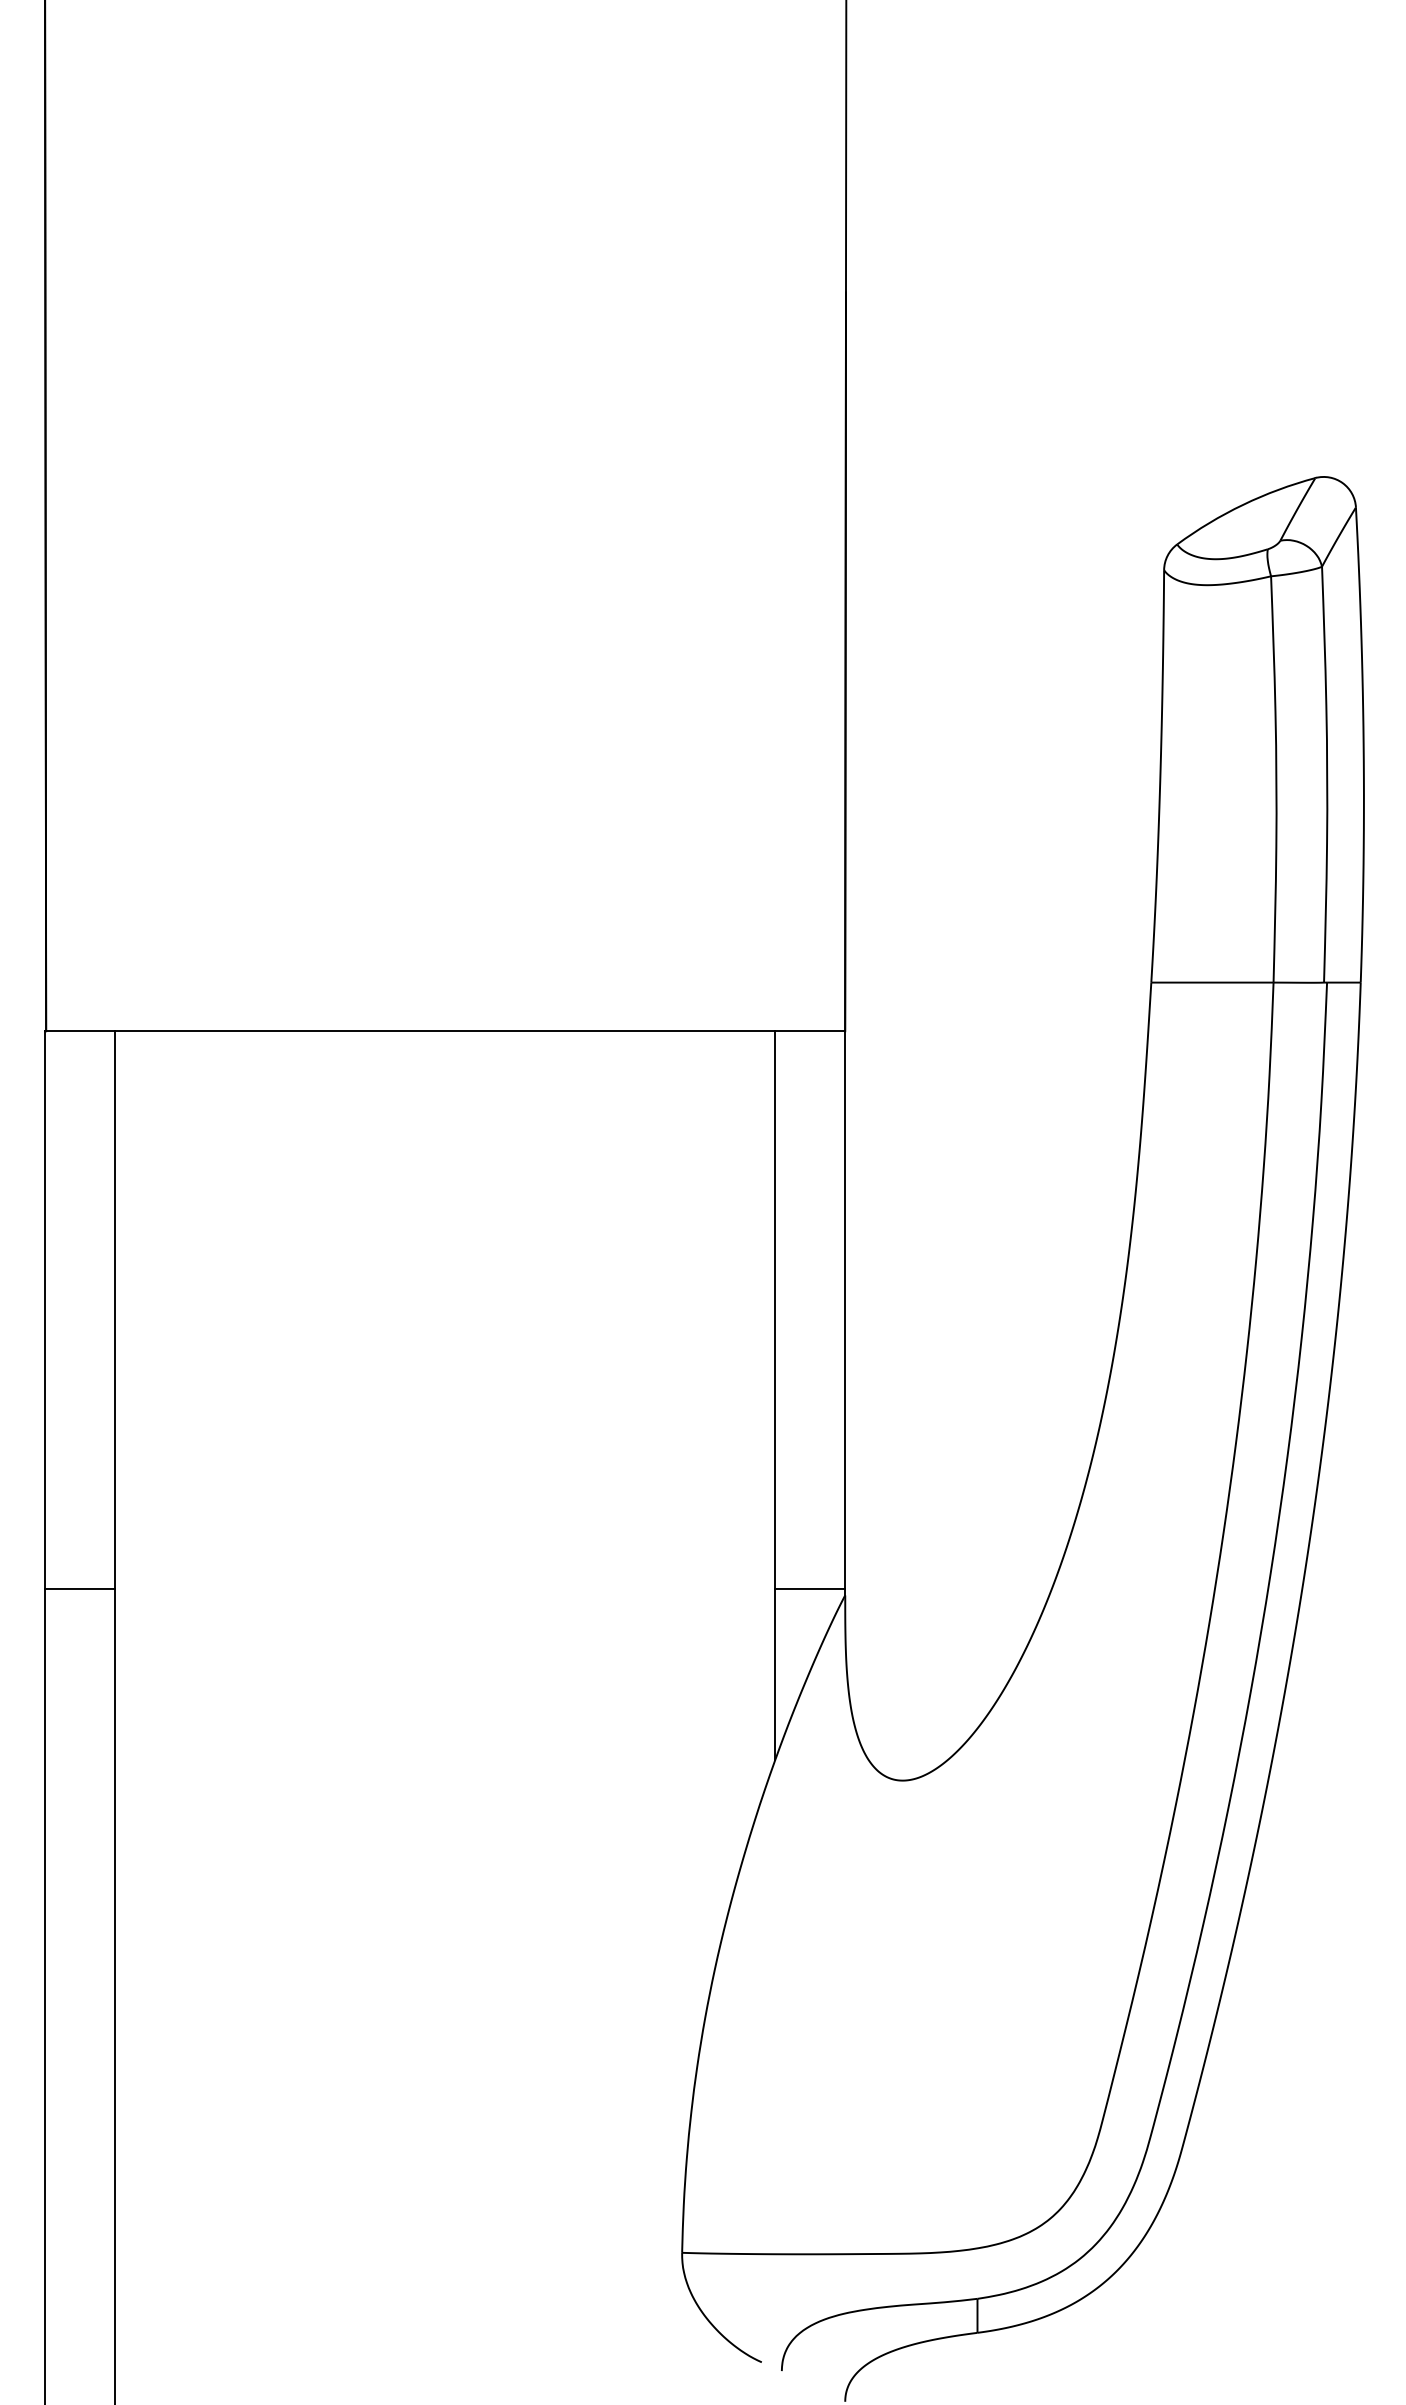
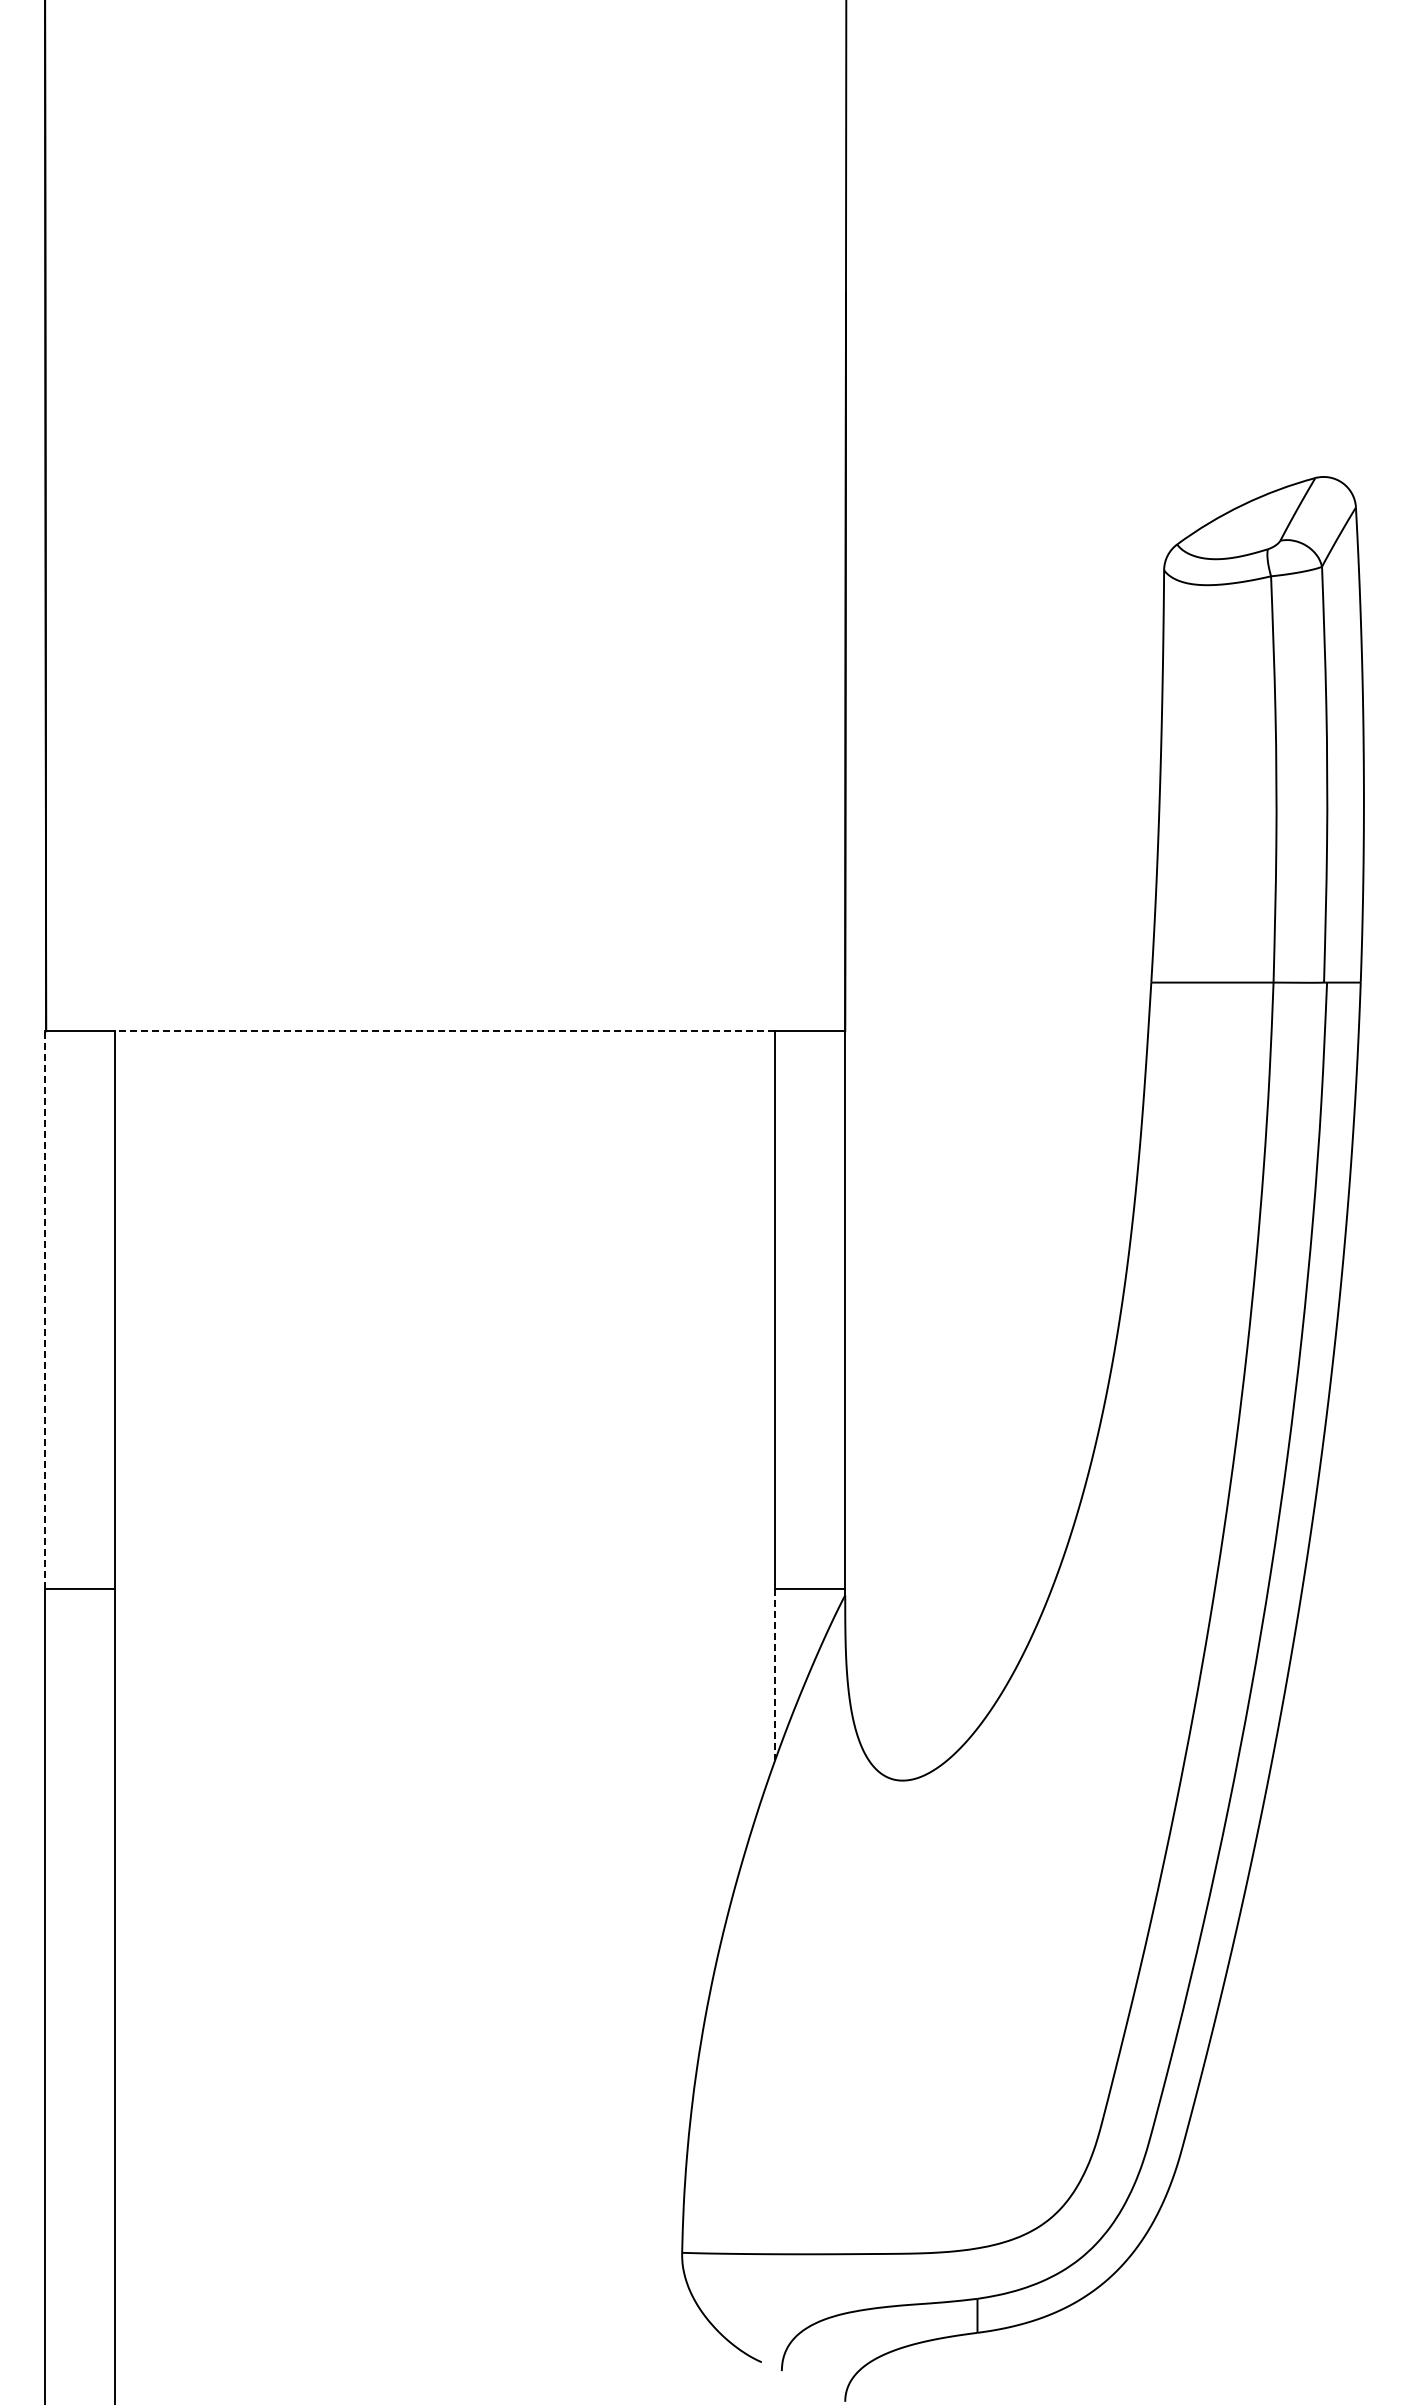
line: solid -> dashed (444, 1030)
line: solid -> dashed (45, 1309)
line: solid -> dashed (775, 1674)
